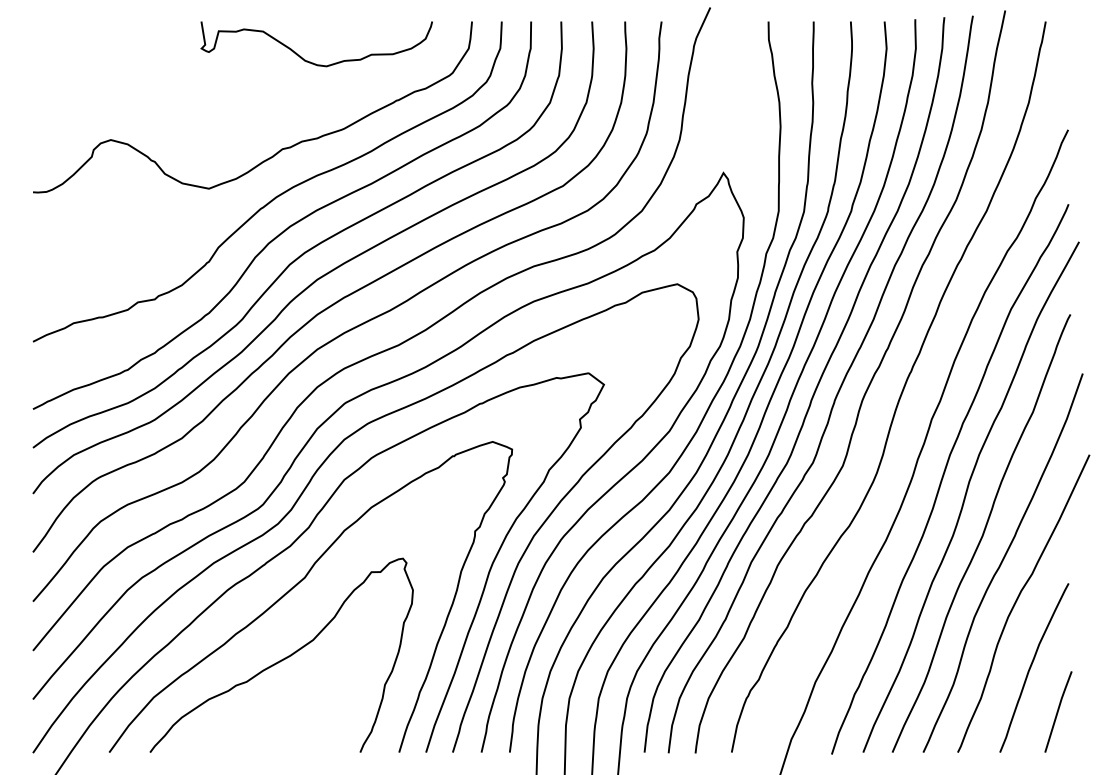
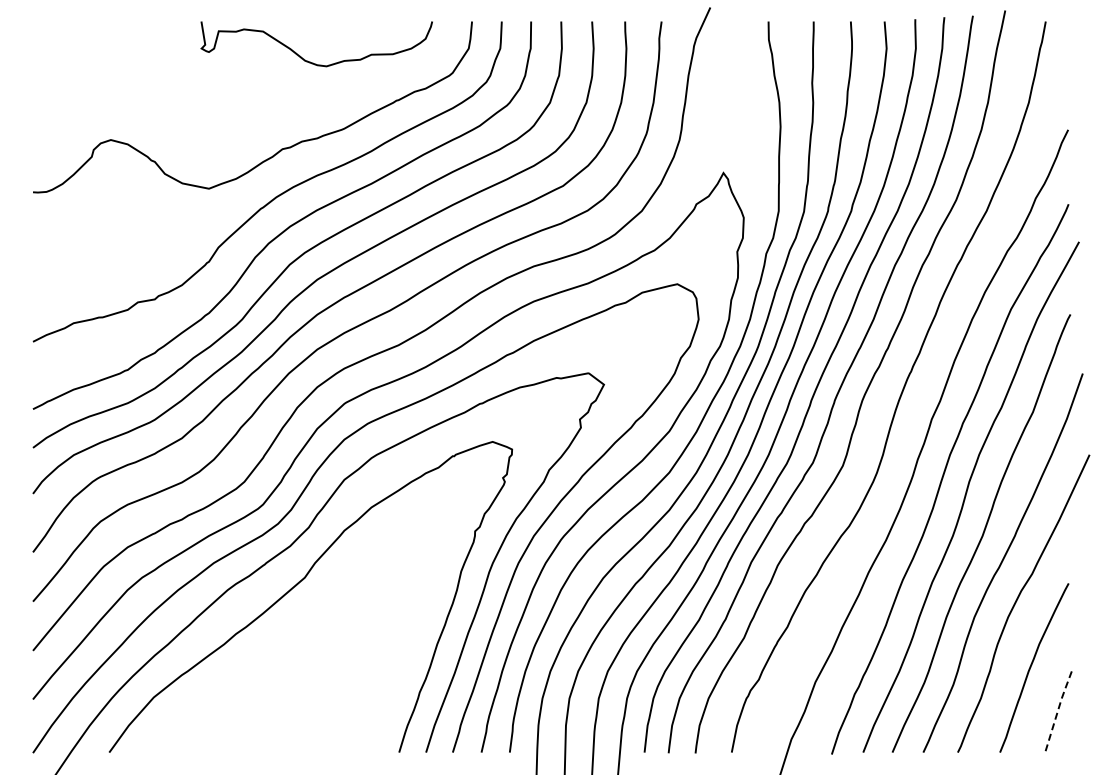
curve: present -> none (284, 657)
line: solid -> dashed (1057, 710)
